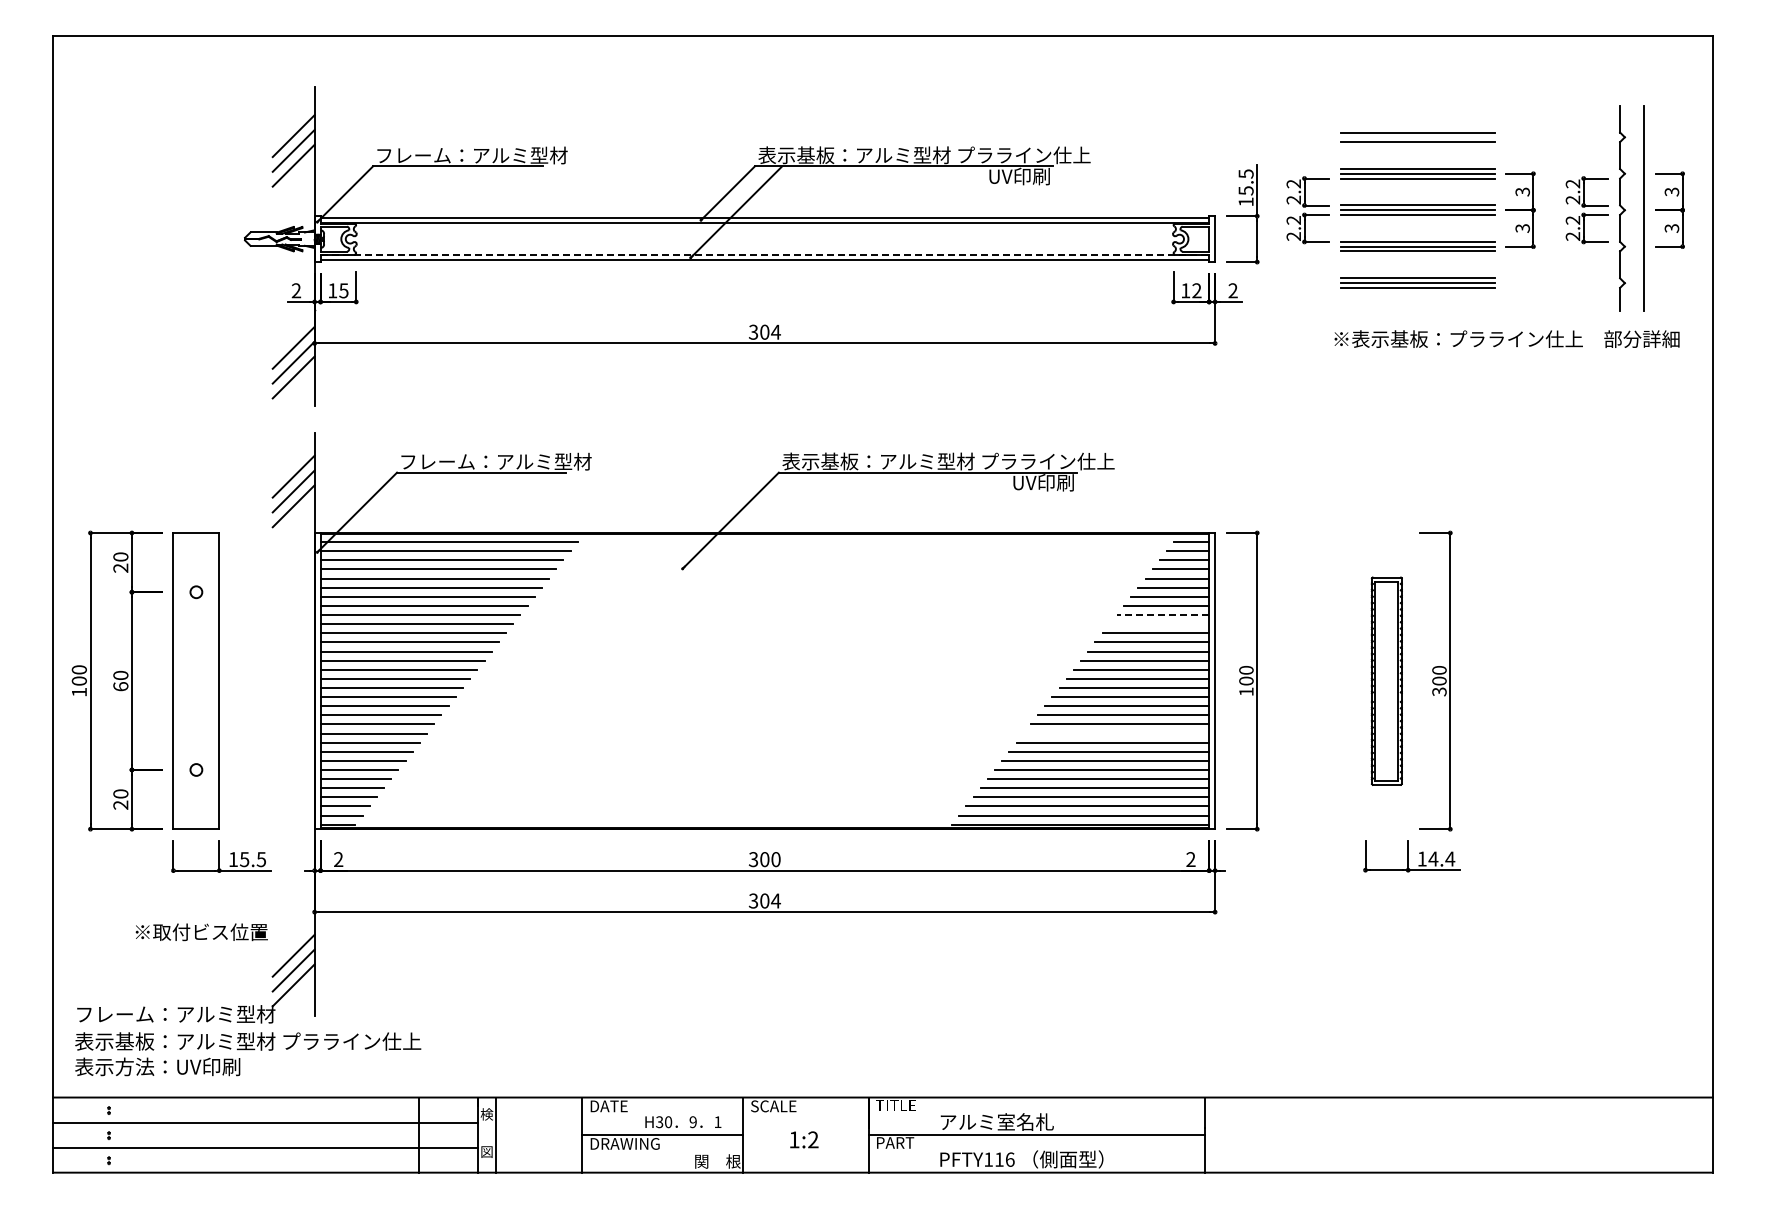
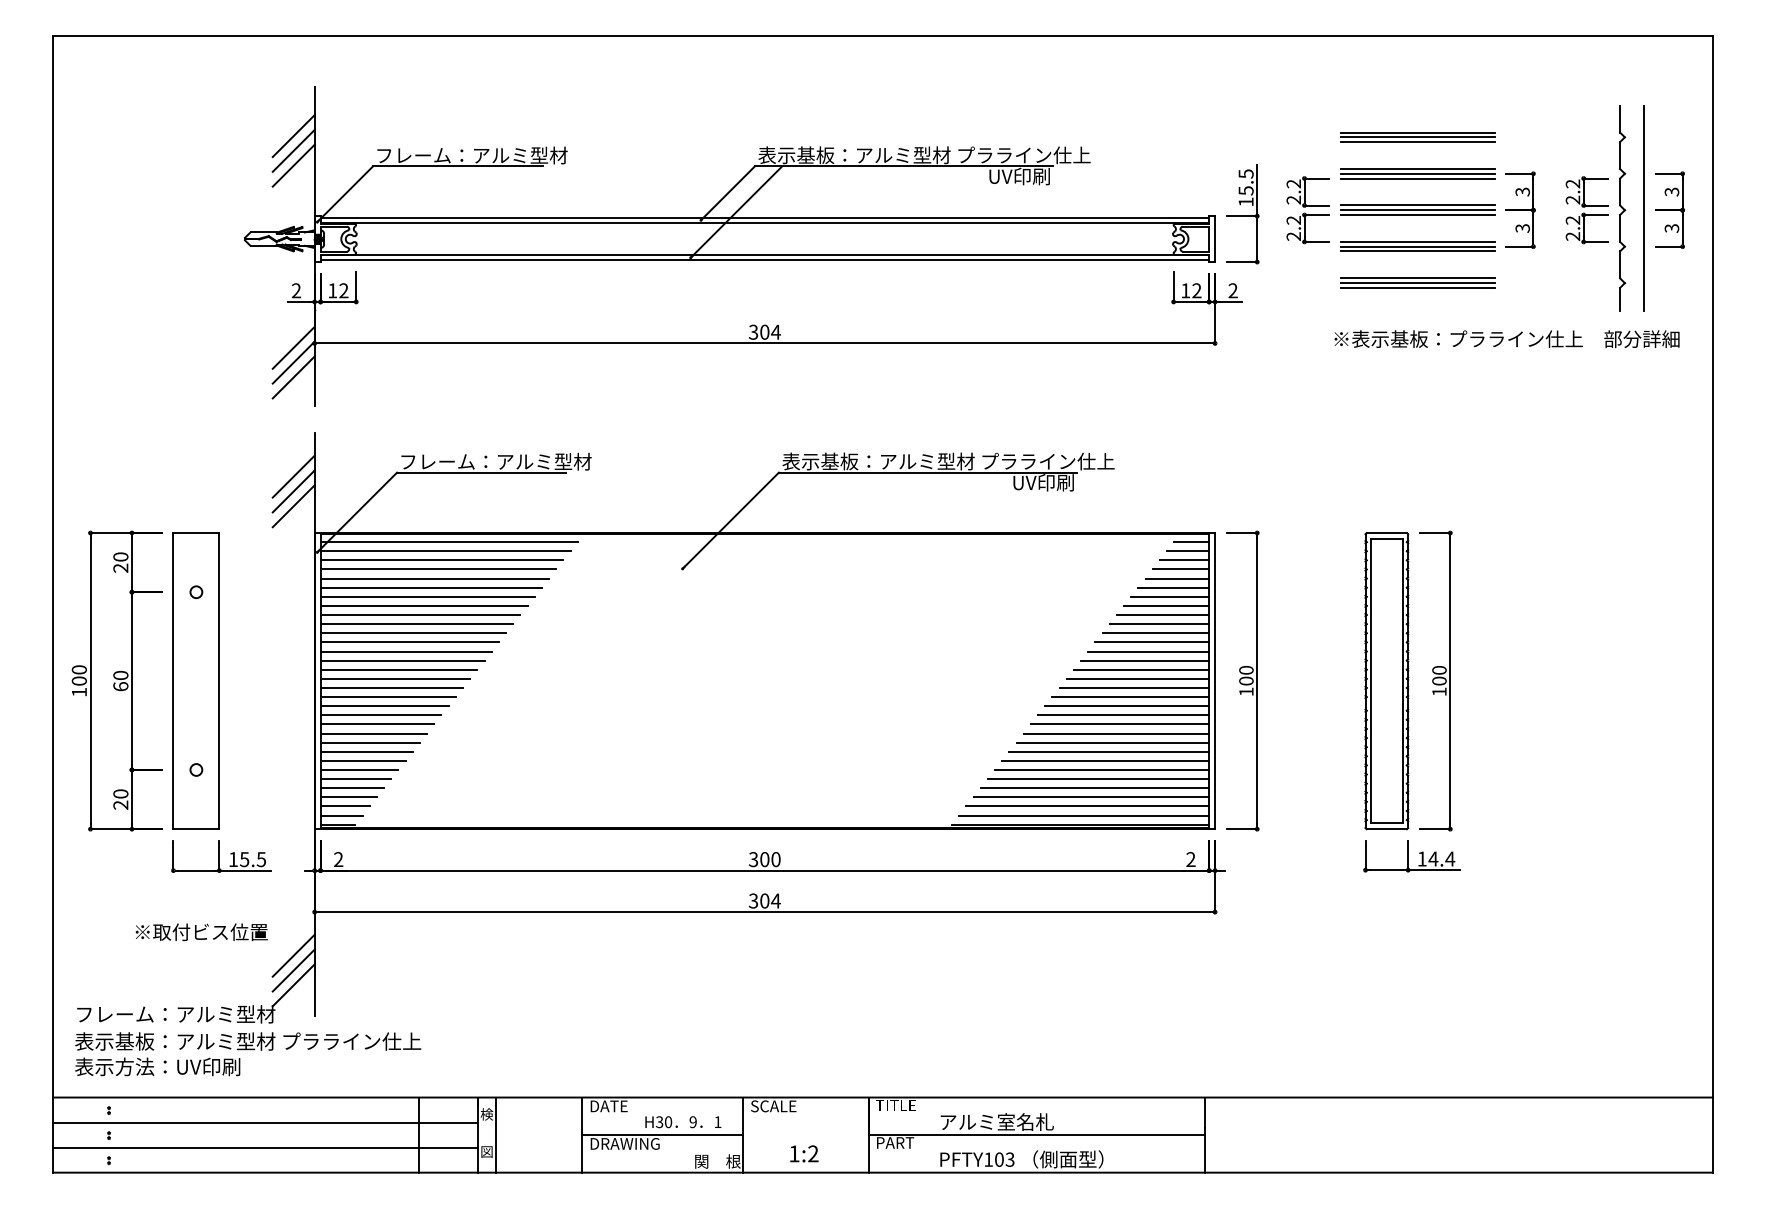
line: none -> present (1417, 137)
line: dashed -> solid (765, 255)
text: 15 -> 12 (343, 290)
line: dashed -> solid (1162, 615)
line: none -> present (1159, 624)
part size: 33x210 px -> 46x299 px (1386, 681)
text: 300 -> 100 (1439, 691)
line: none -> present (1116, 733)
text position: (804, 1139) -> (804, 1153) (804, 1153)
text: PFTY116 -> PFTY103 (1004, 1159)
